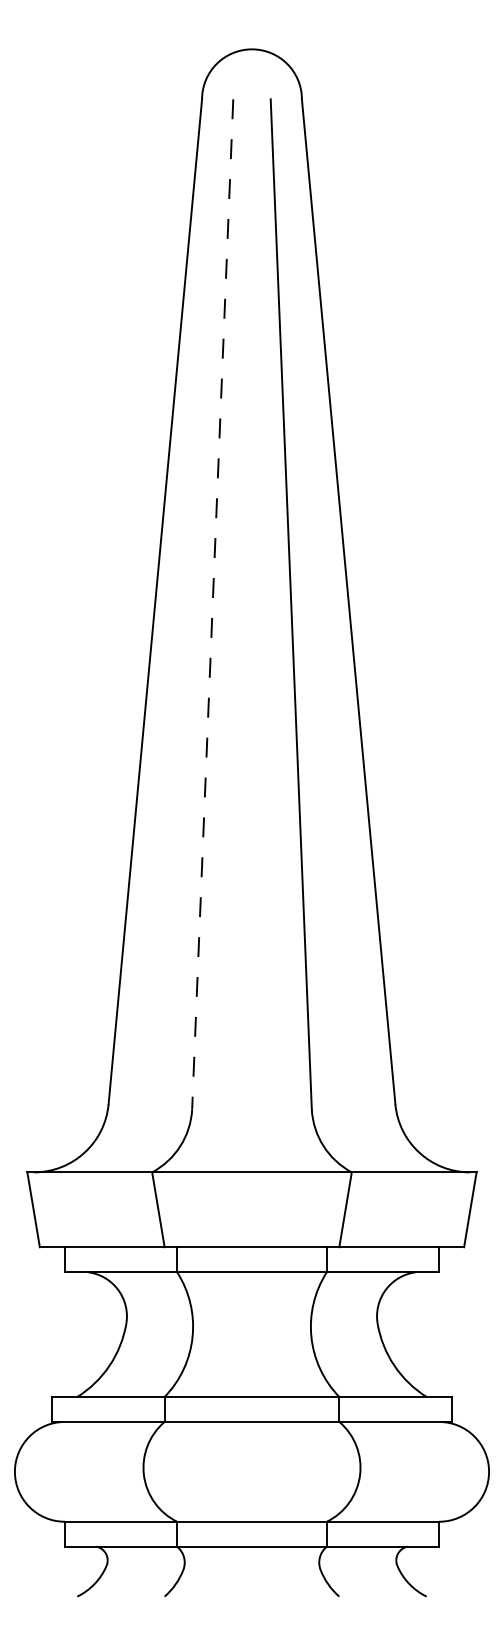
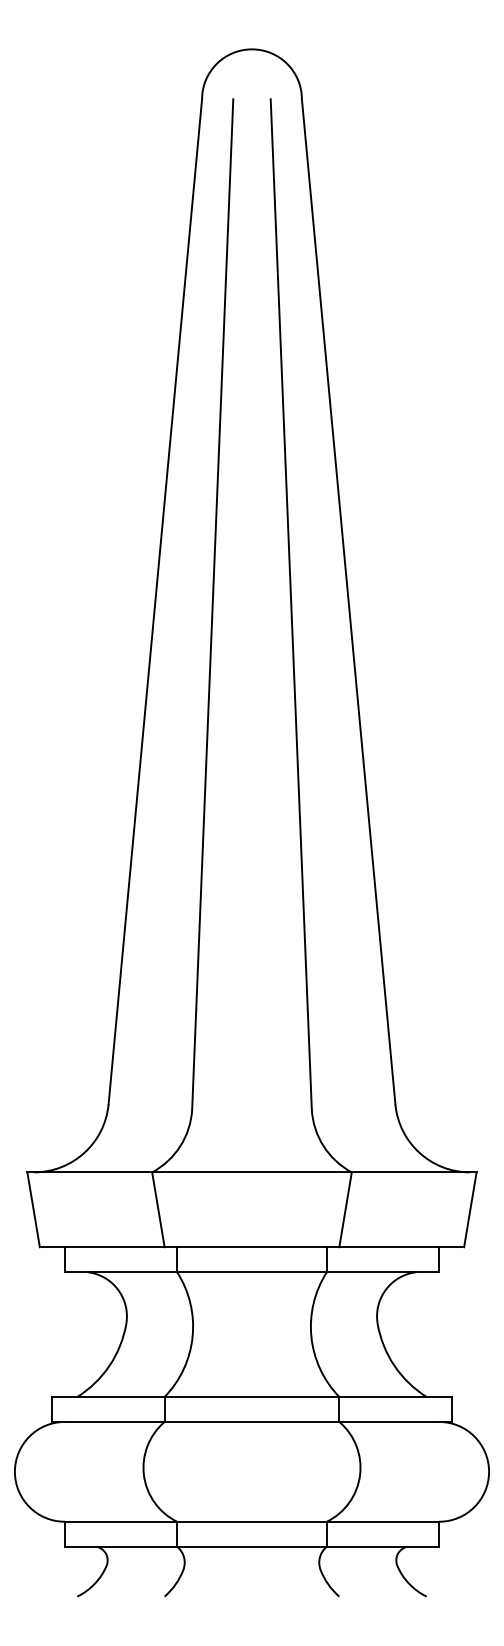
line: dashed -> solid (212, 604)
